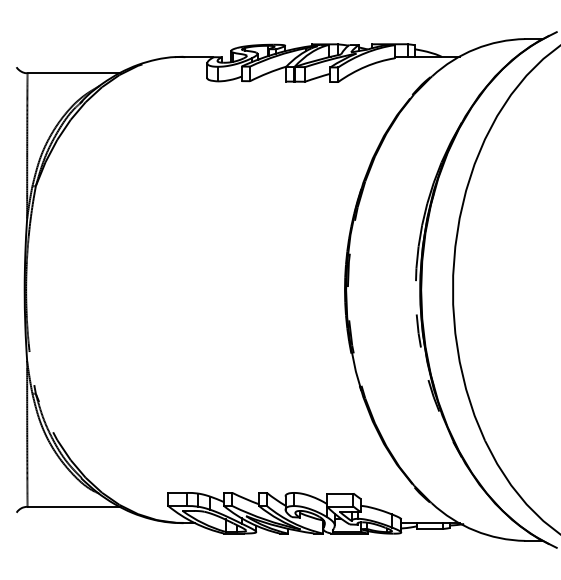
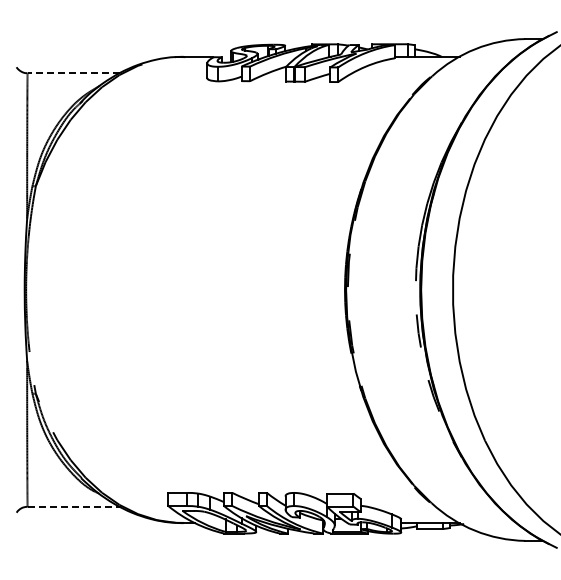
line: solid -> dashed (73, 73)
line: solid -> dashed (74, 506)
